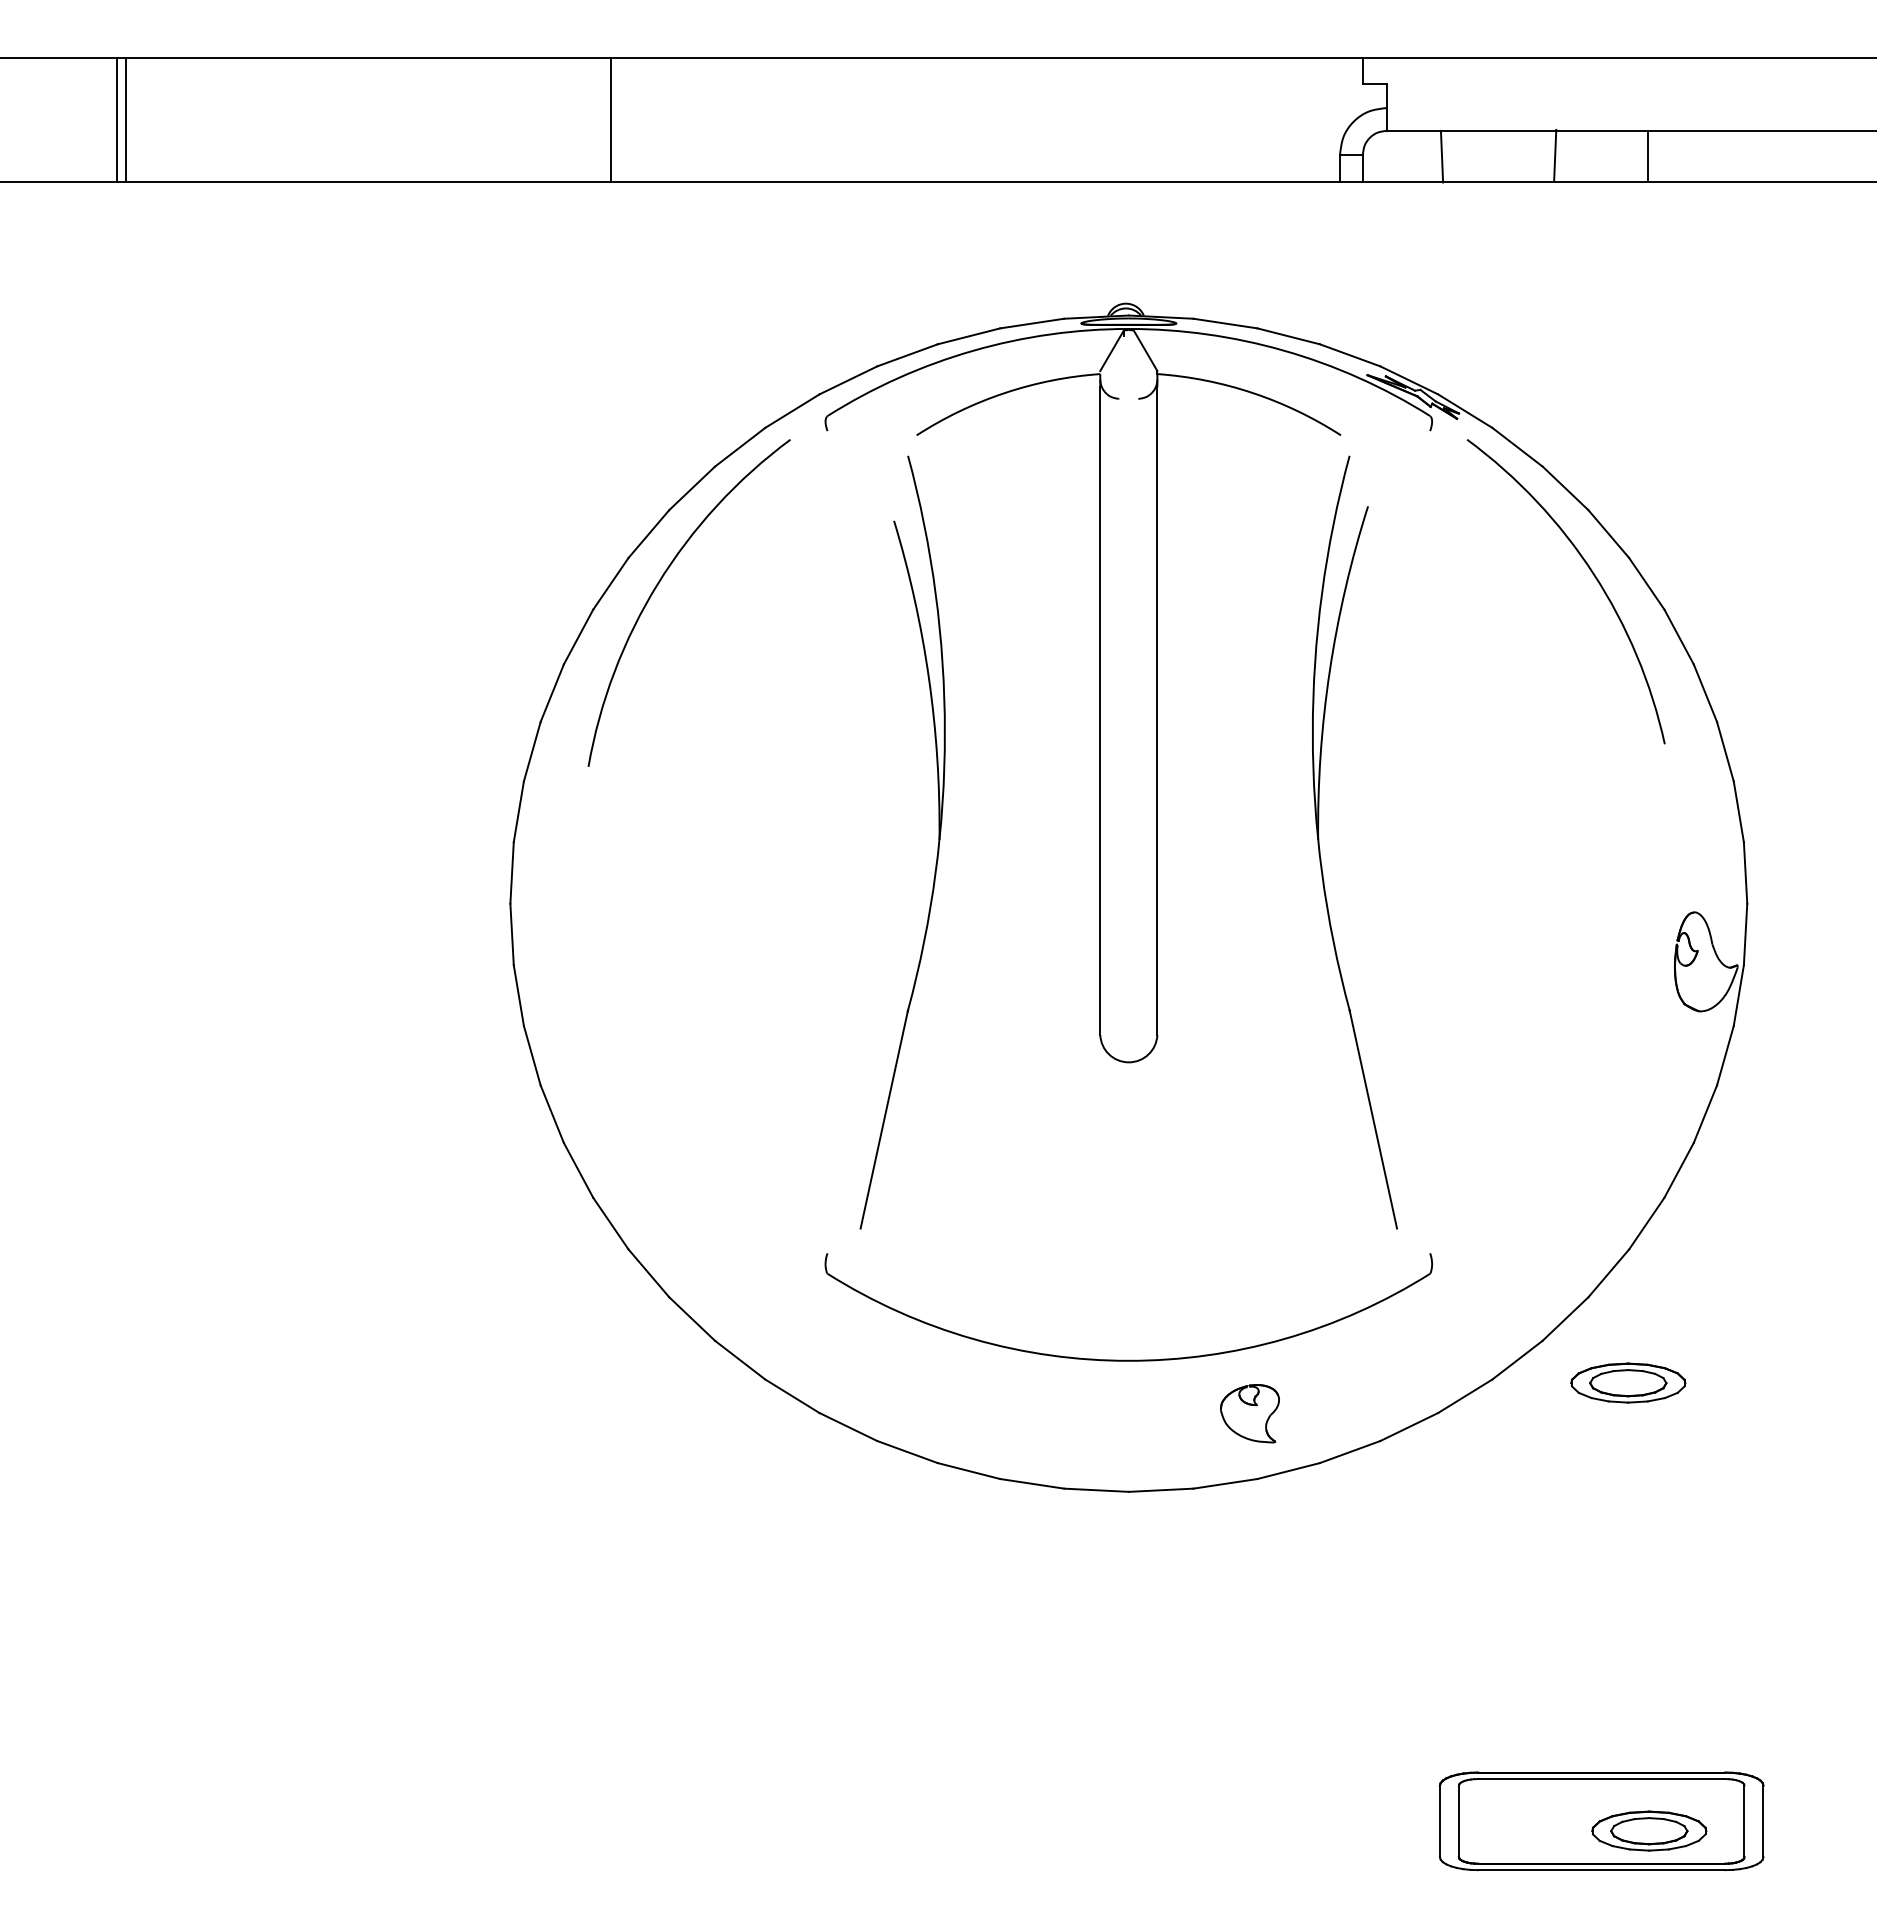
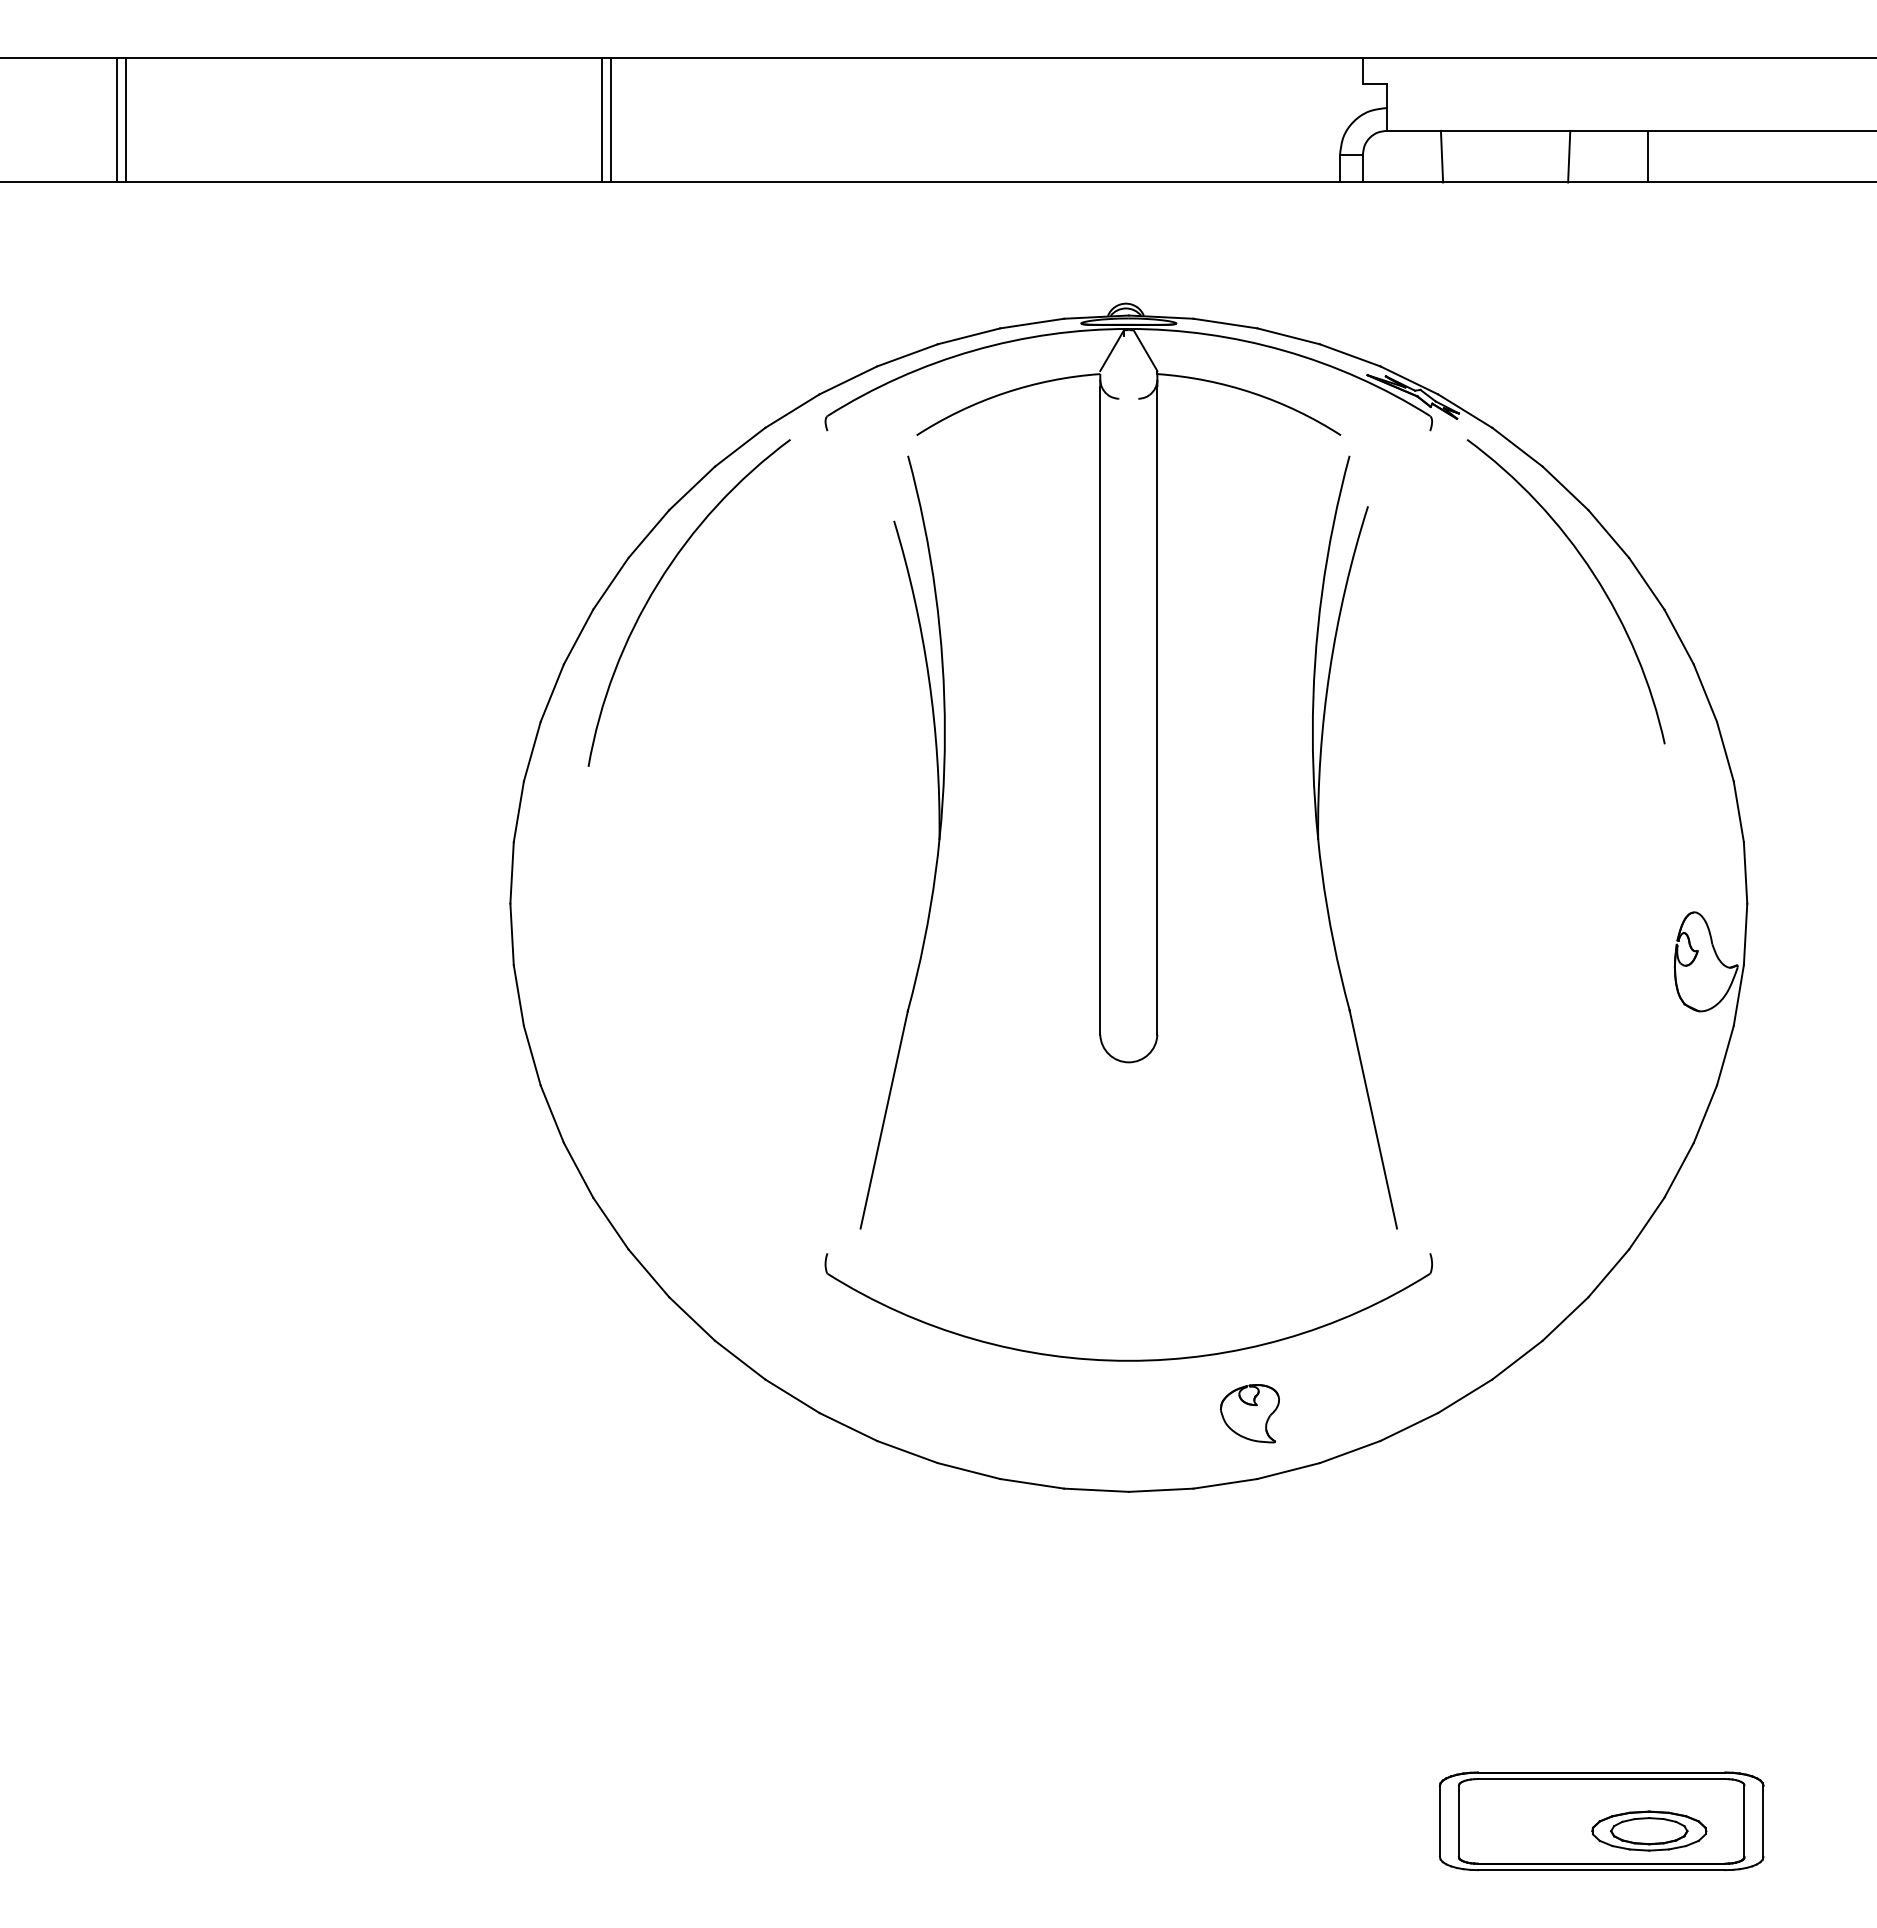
line: none -> present (601, 119)
line position: (1555, 155) -> (1569, 156) (1569, 156)
part: present -> none (1628, 1382)
